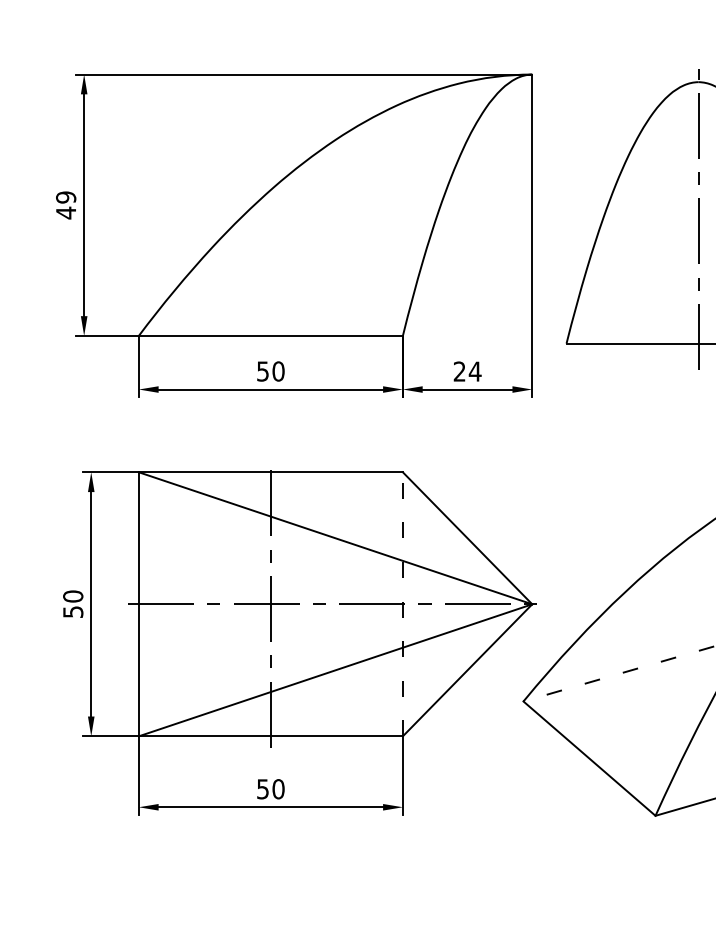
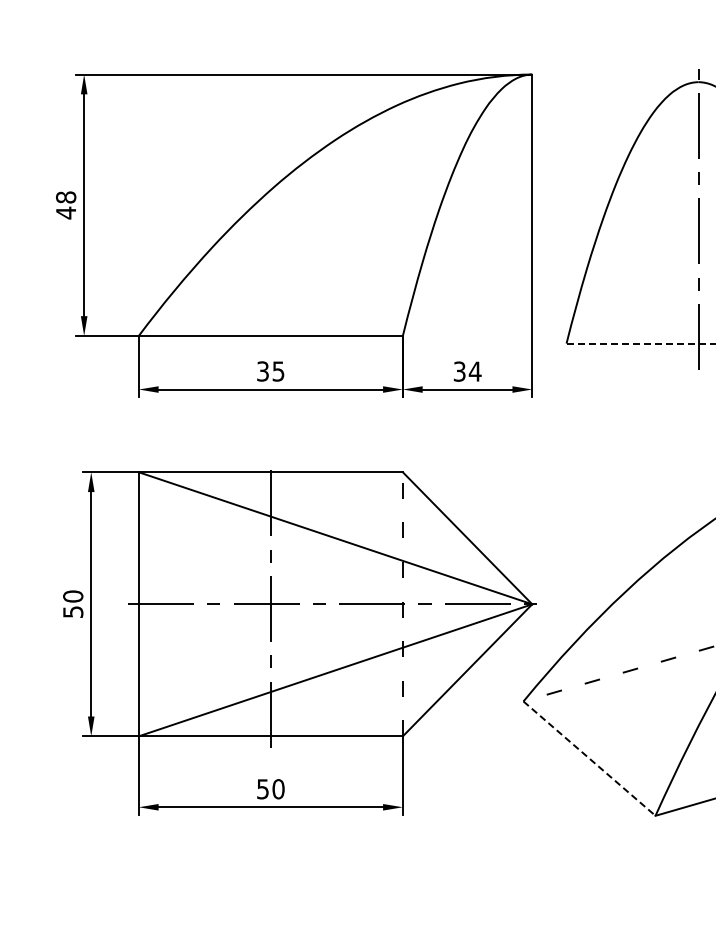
text: 49 -> 48 (66, 197)
line: solid -> dashed (641, 343)
text: 50 -> 35 (270, 371)
text: 24 -> 34 (459, 371)
line: solid -> dashed (589, 758)
